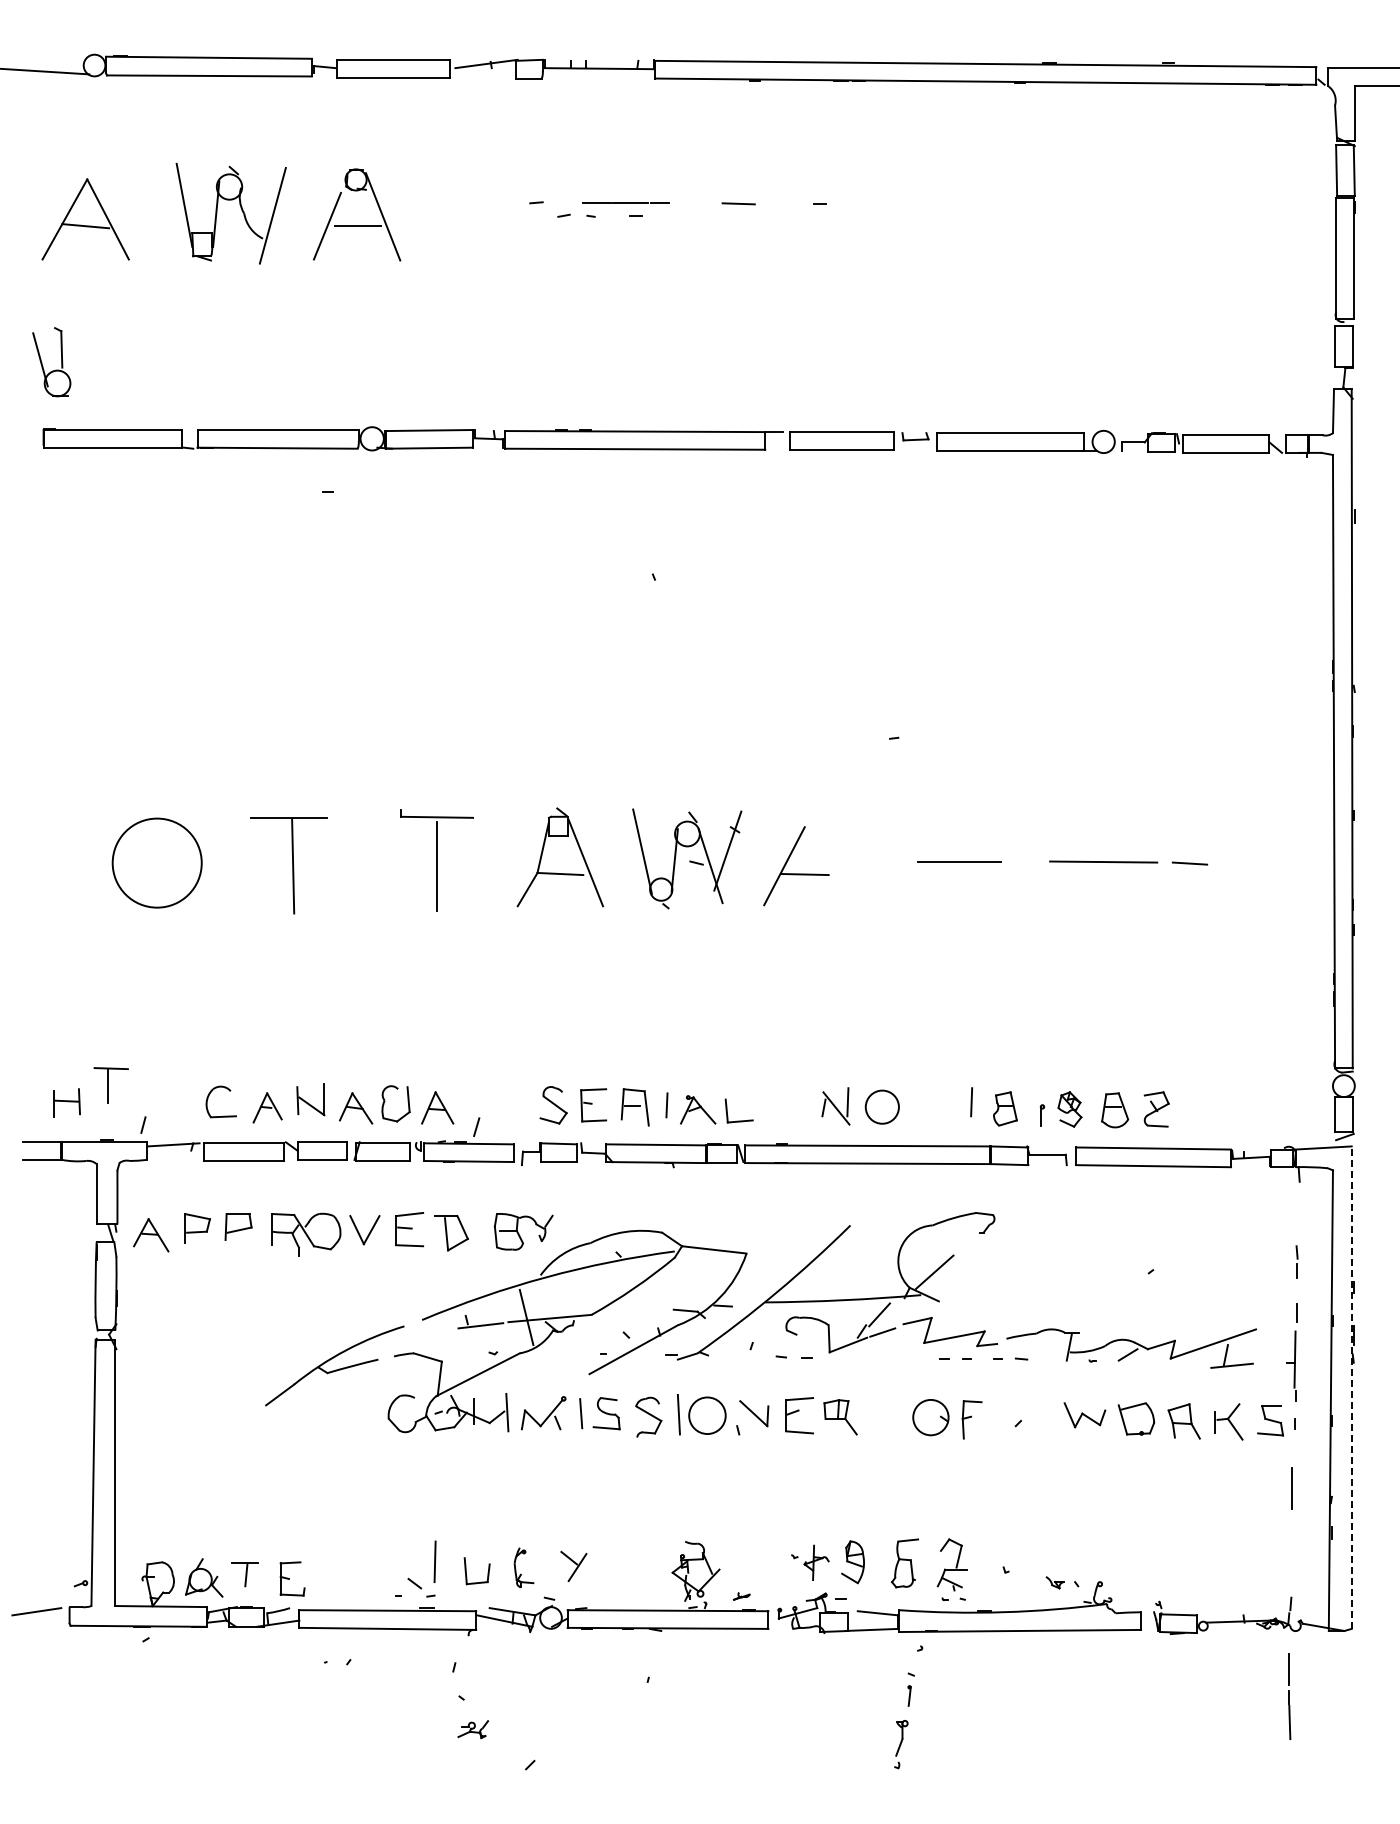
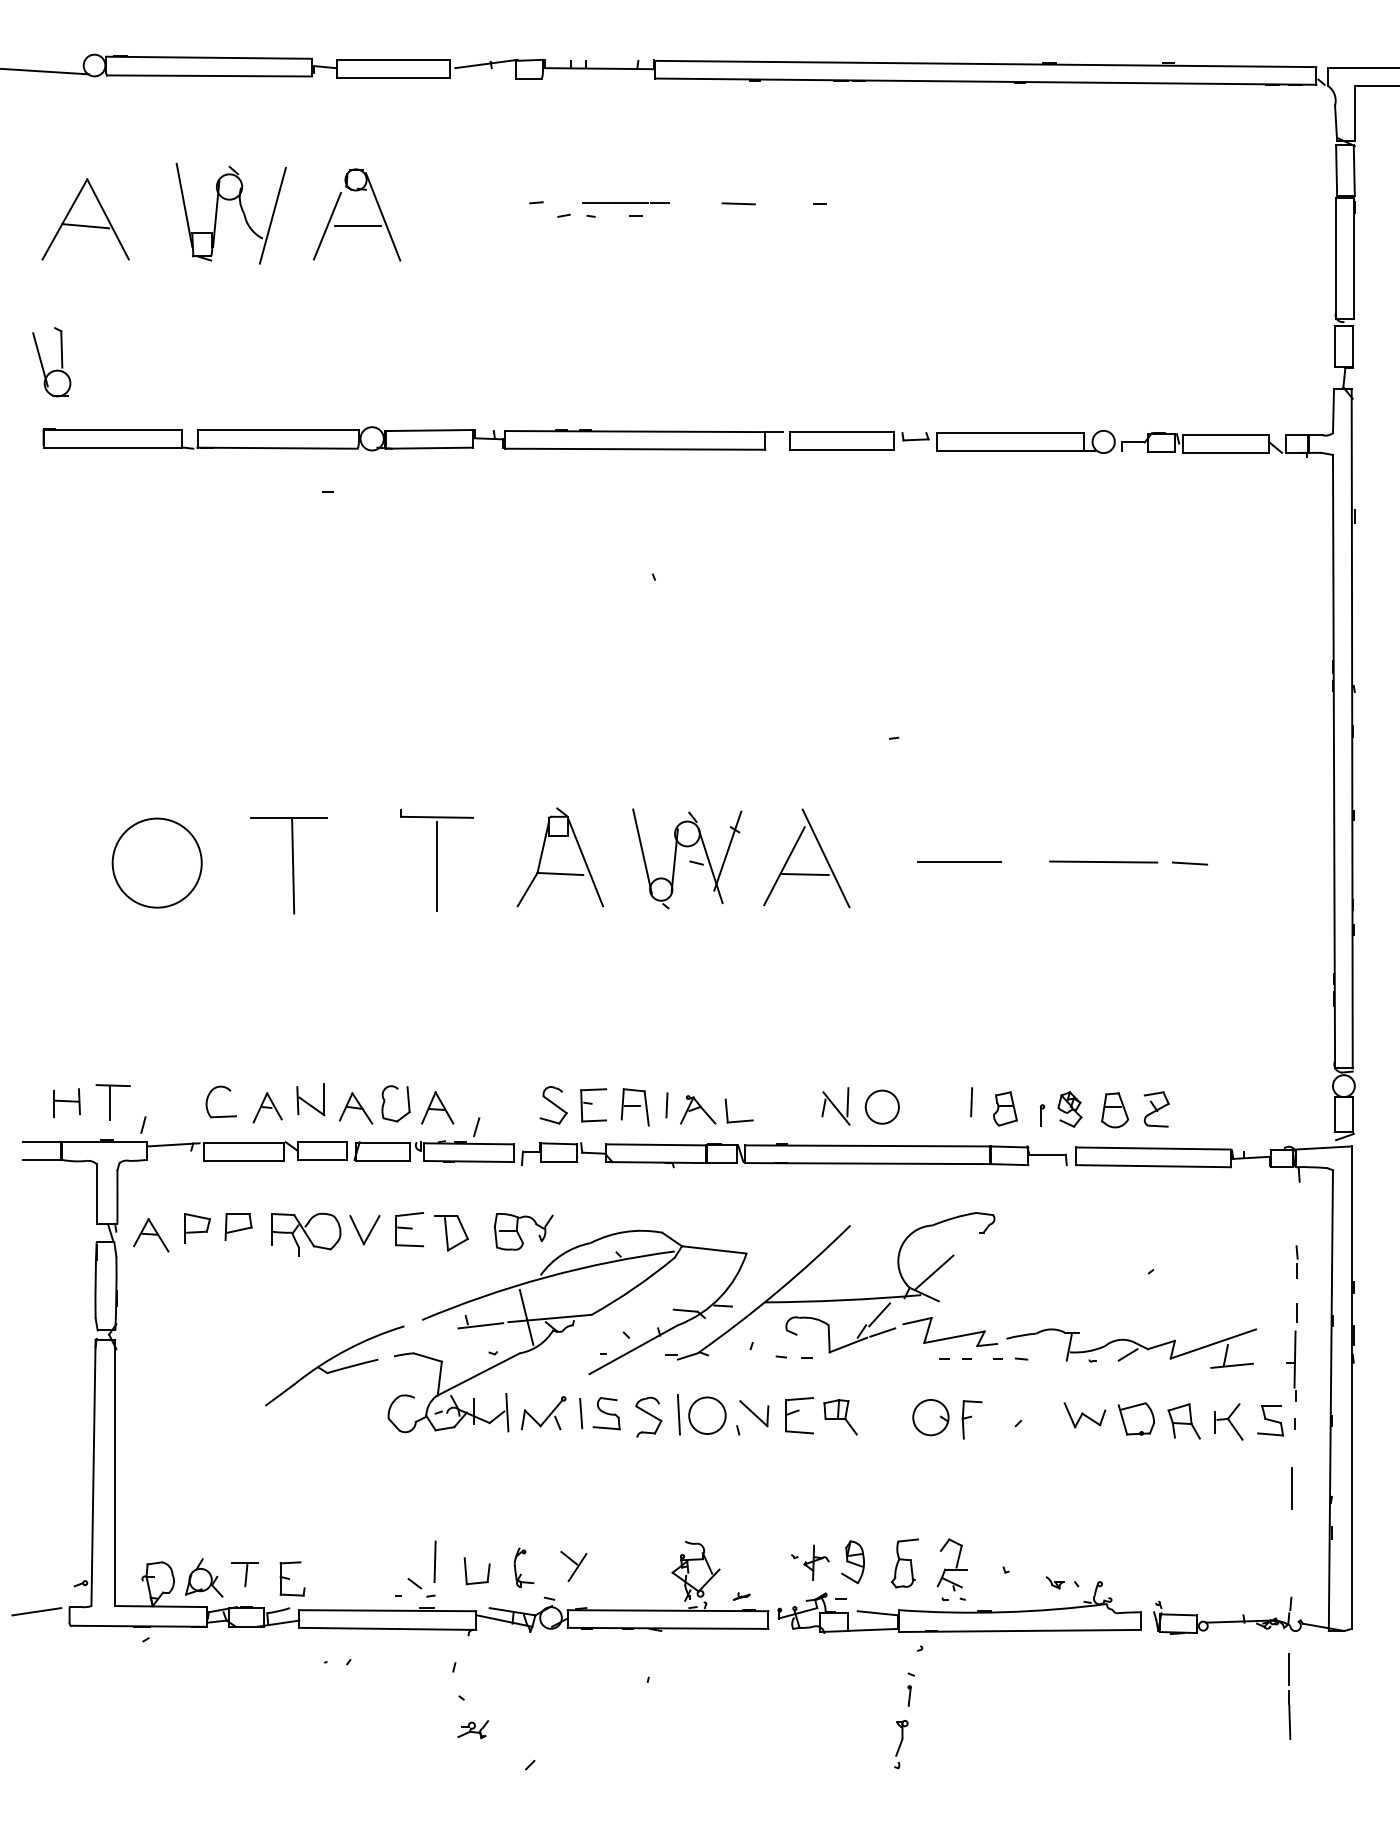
line: none -> present (825, 858)
part position: (110, 1085) -> (112, 1102) (112, 1102)
line: dashed -> solid (1351, 1387)
